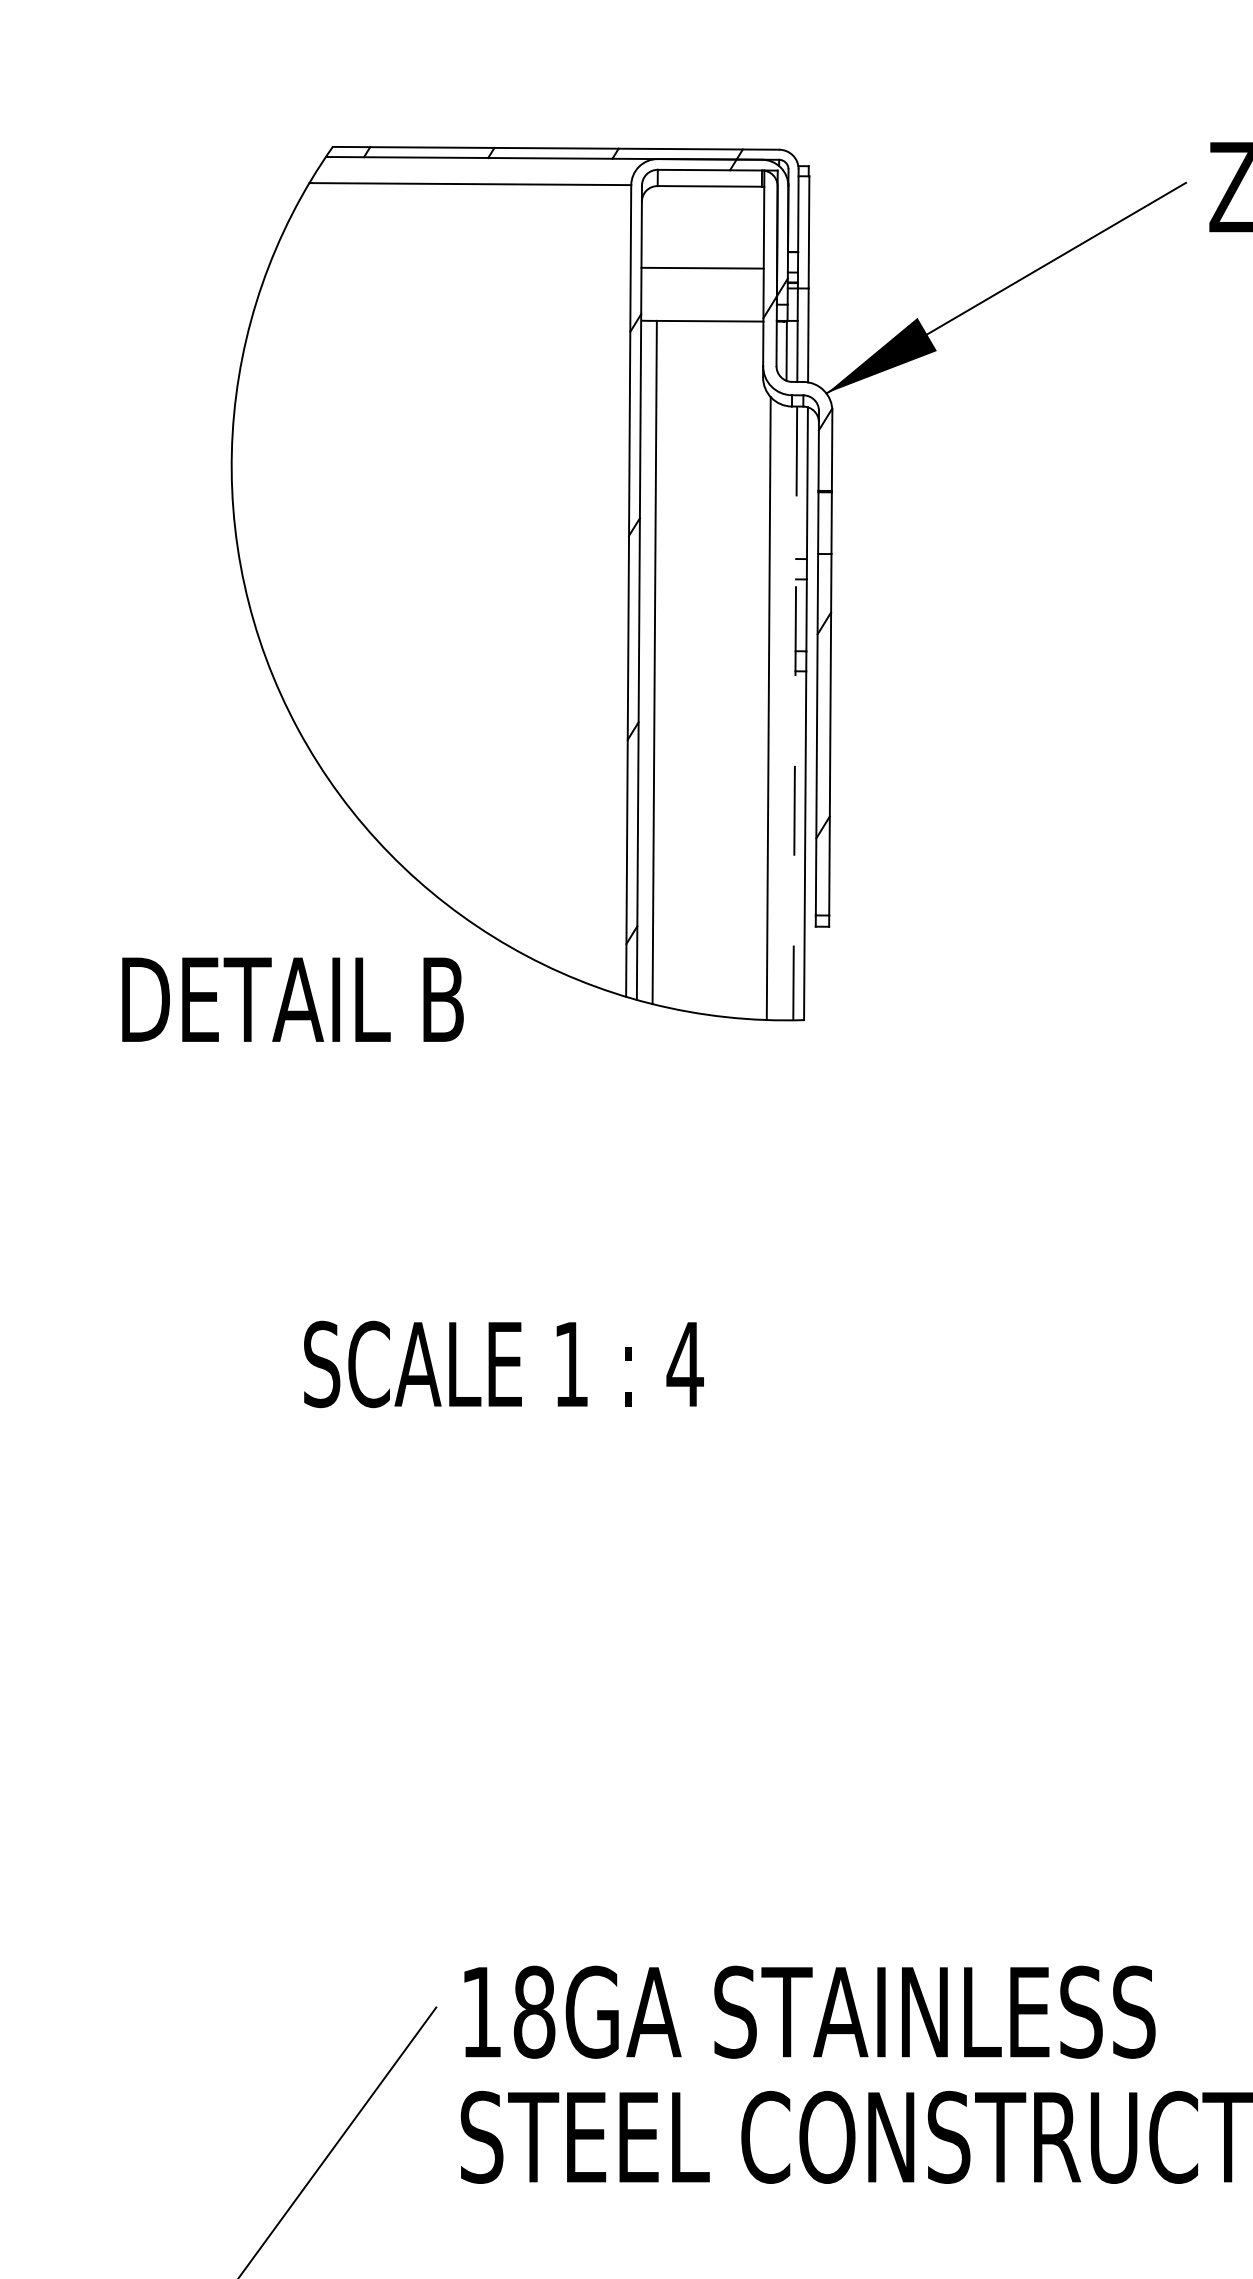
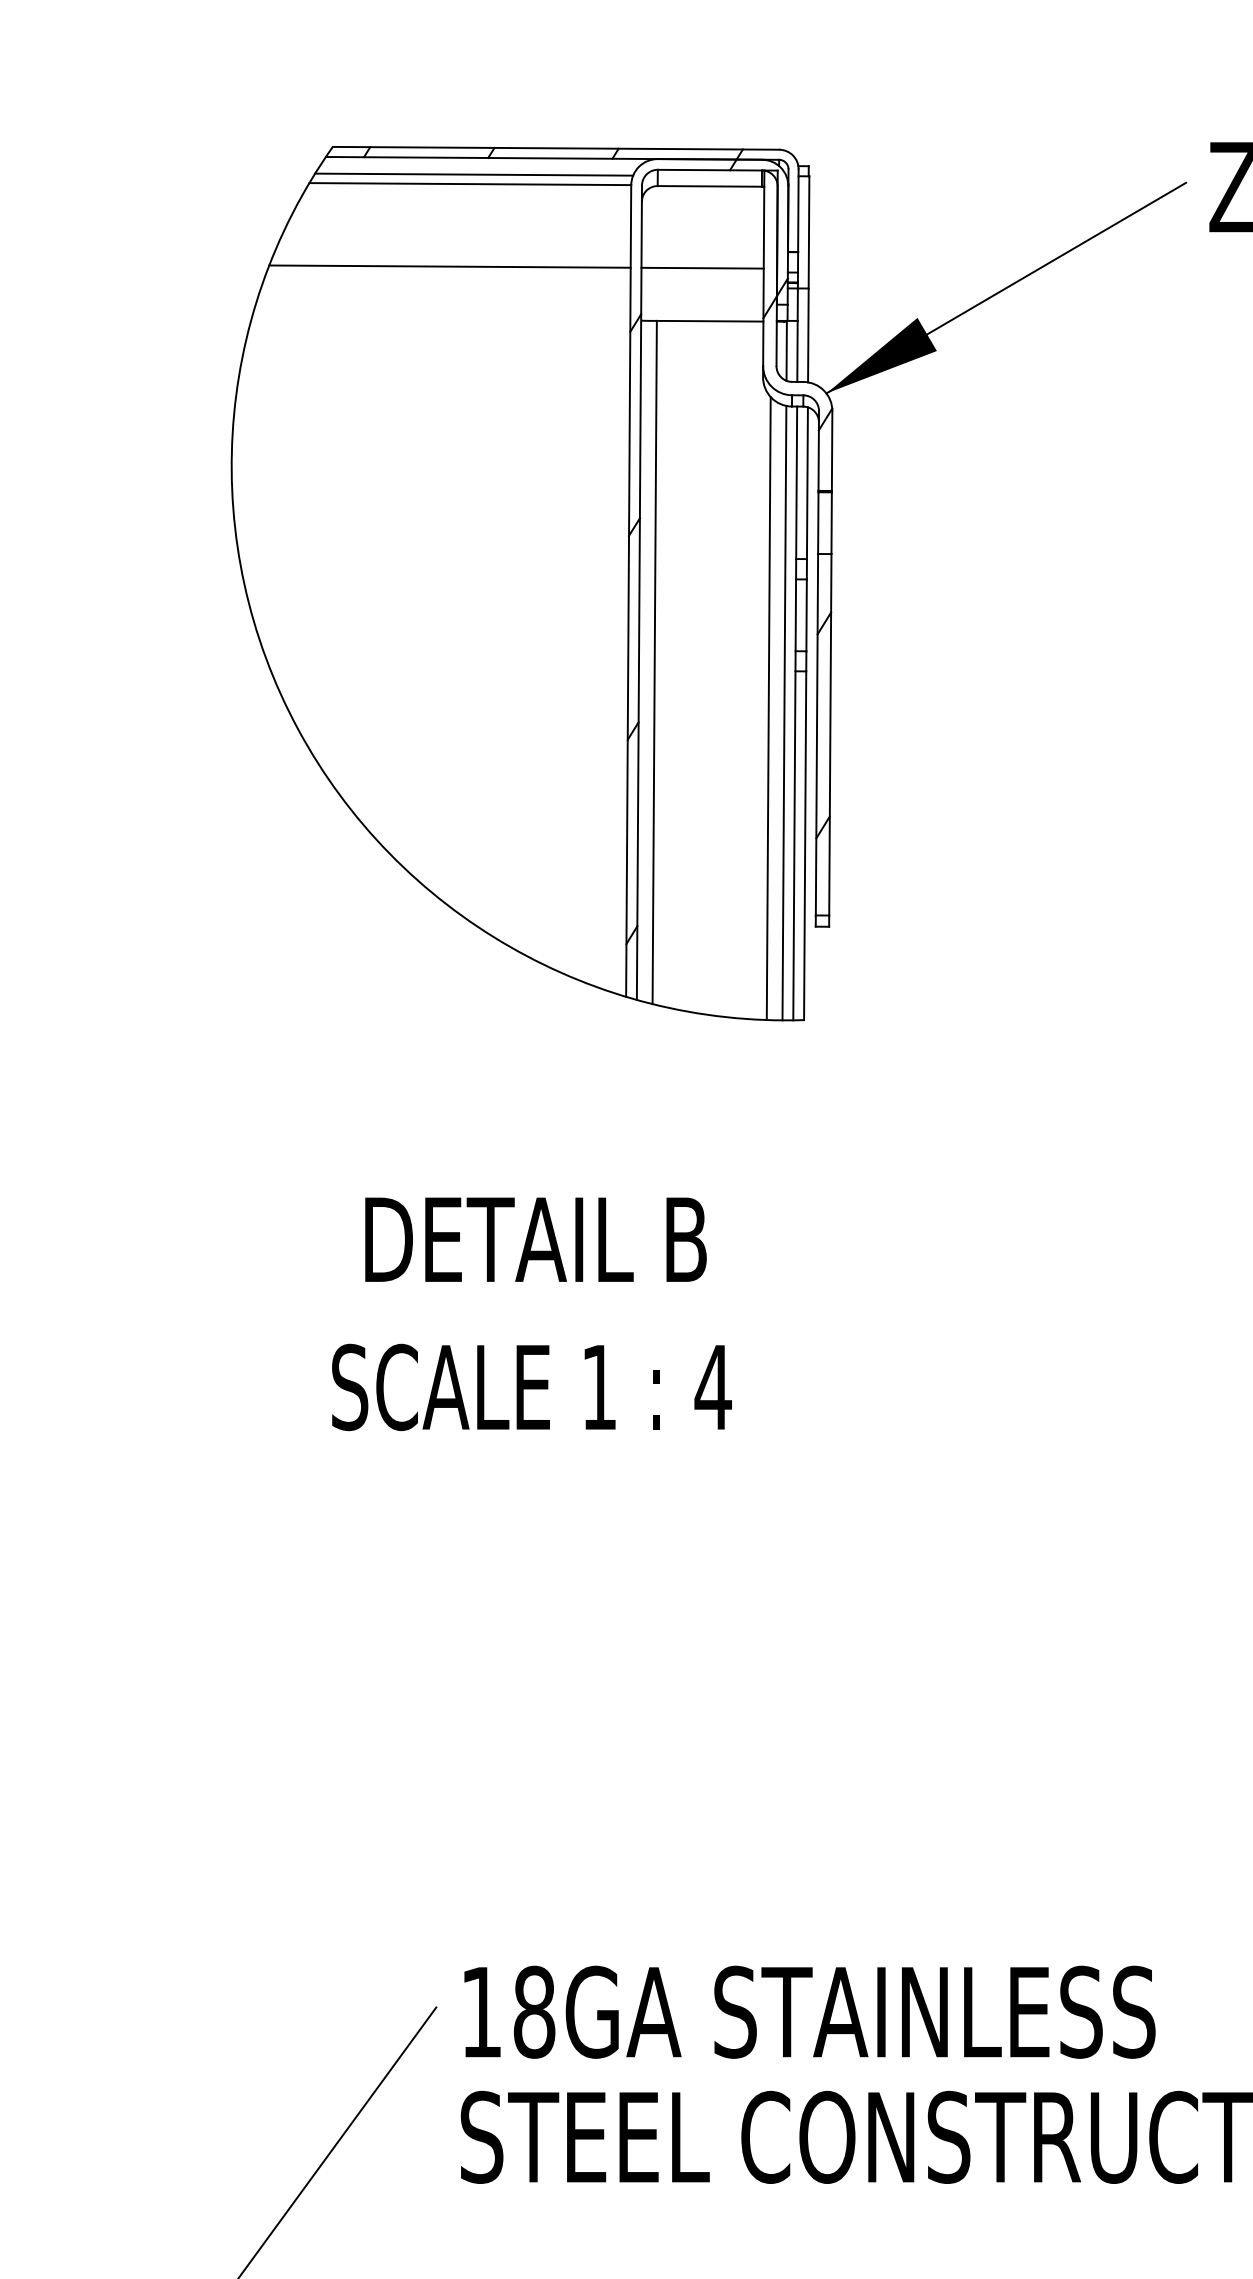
line: none -> present (474, 174)
line: none -> present (449, 266)
line: none -> present (784, 712)
line: dashed -> solid (795, 713)
text position: (292, 999) -> (535, 1239) (535, 1239)
text position: (503, 1364) -> (531, 1387) (531, 1387)
